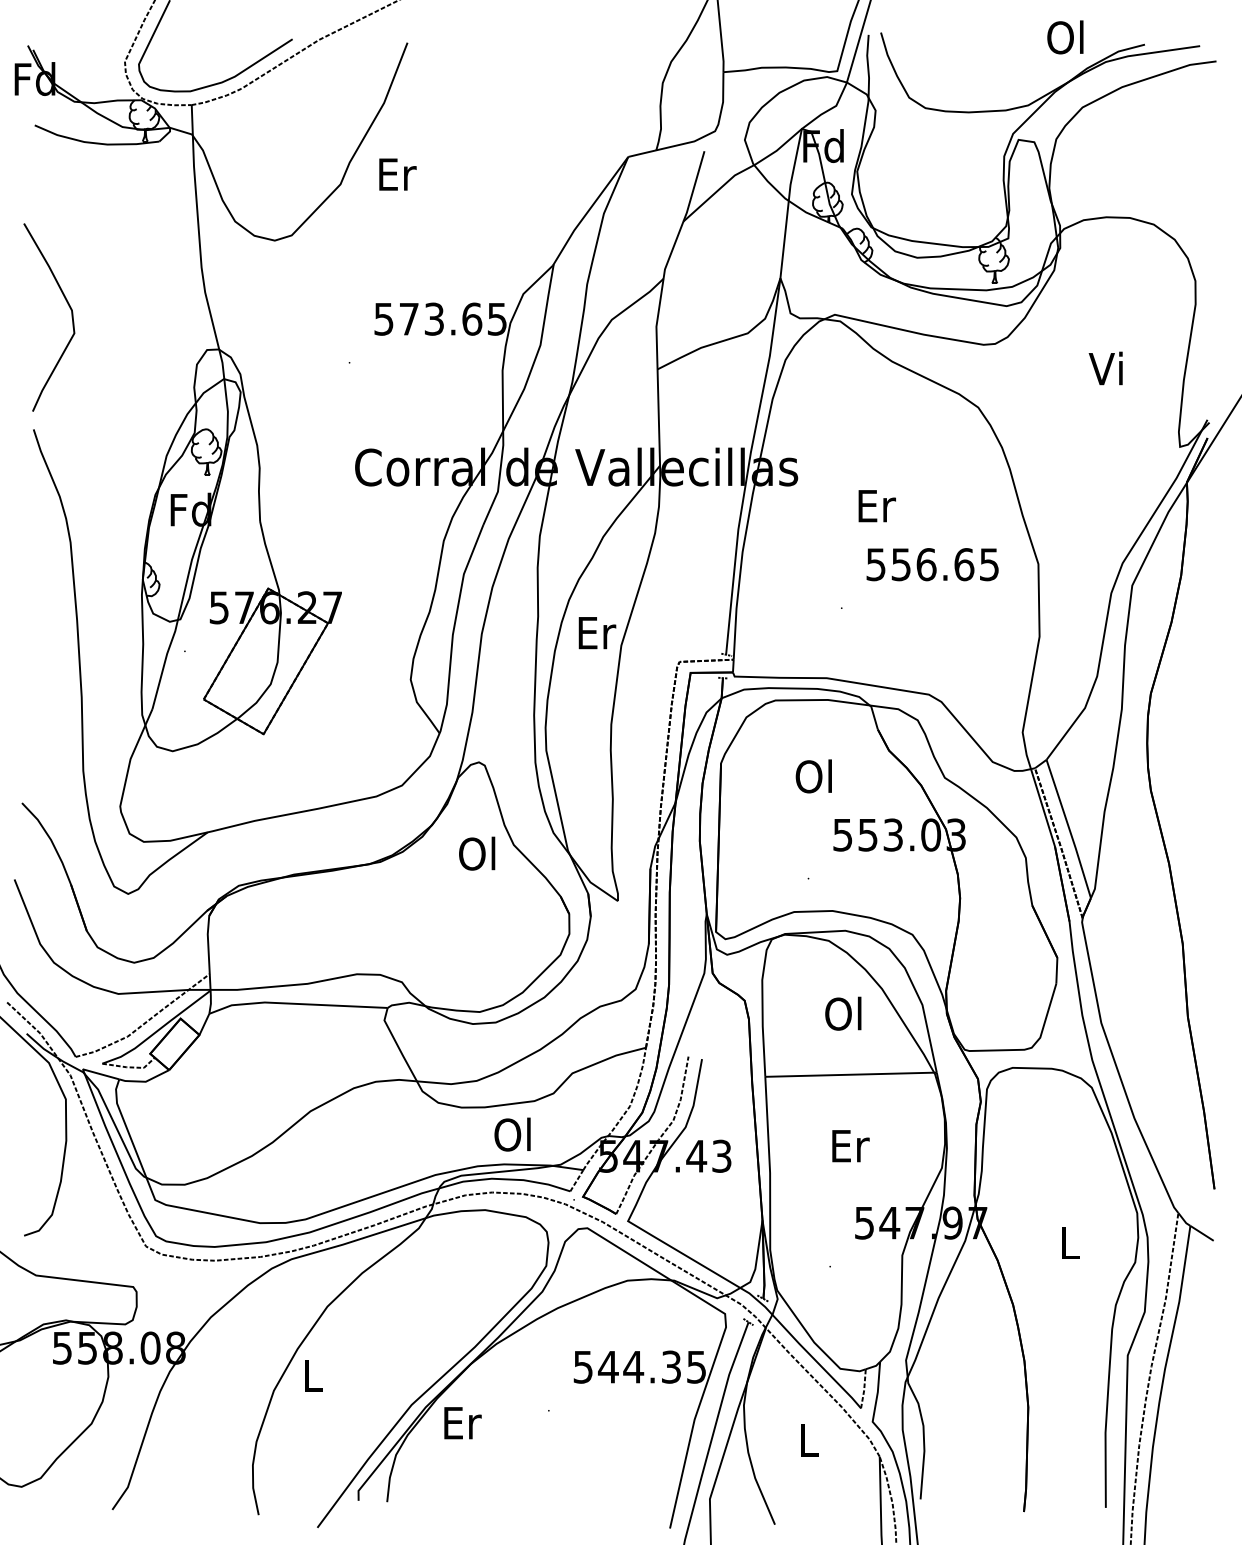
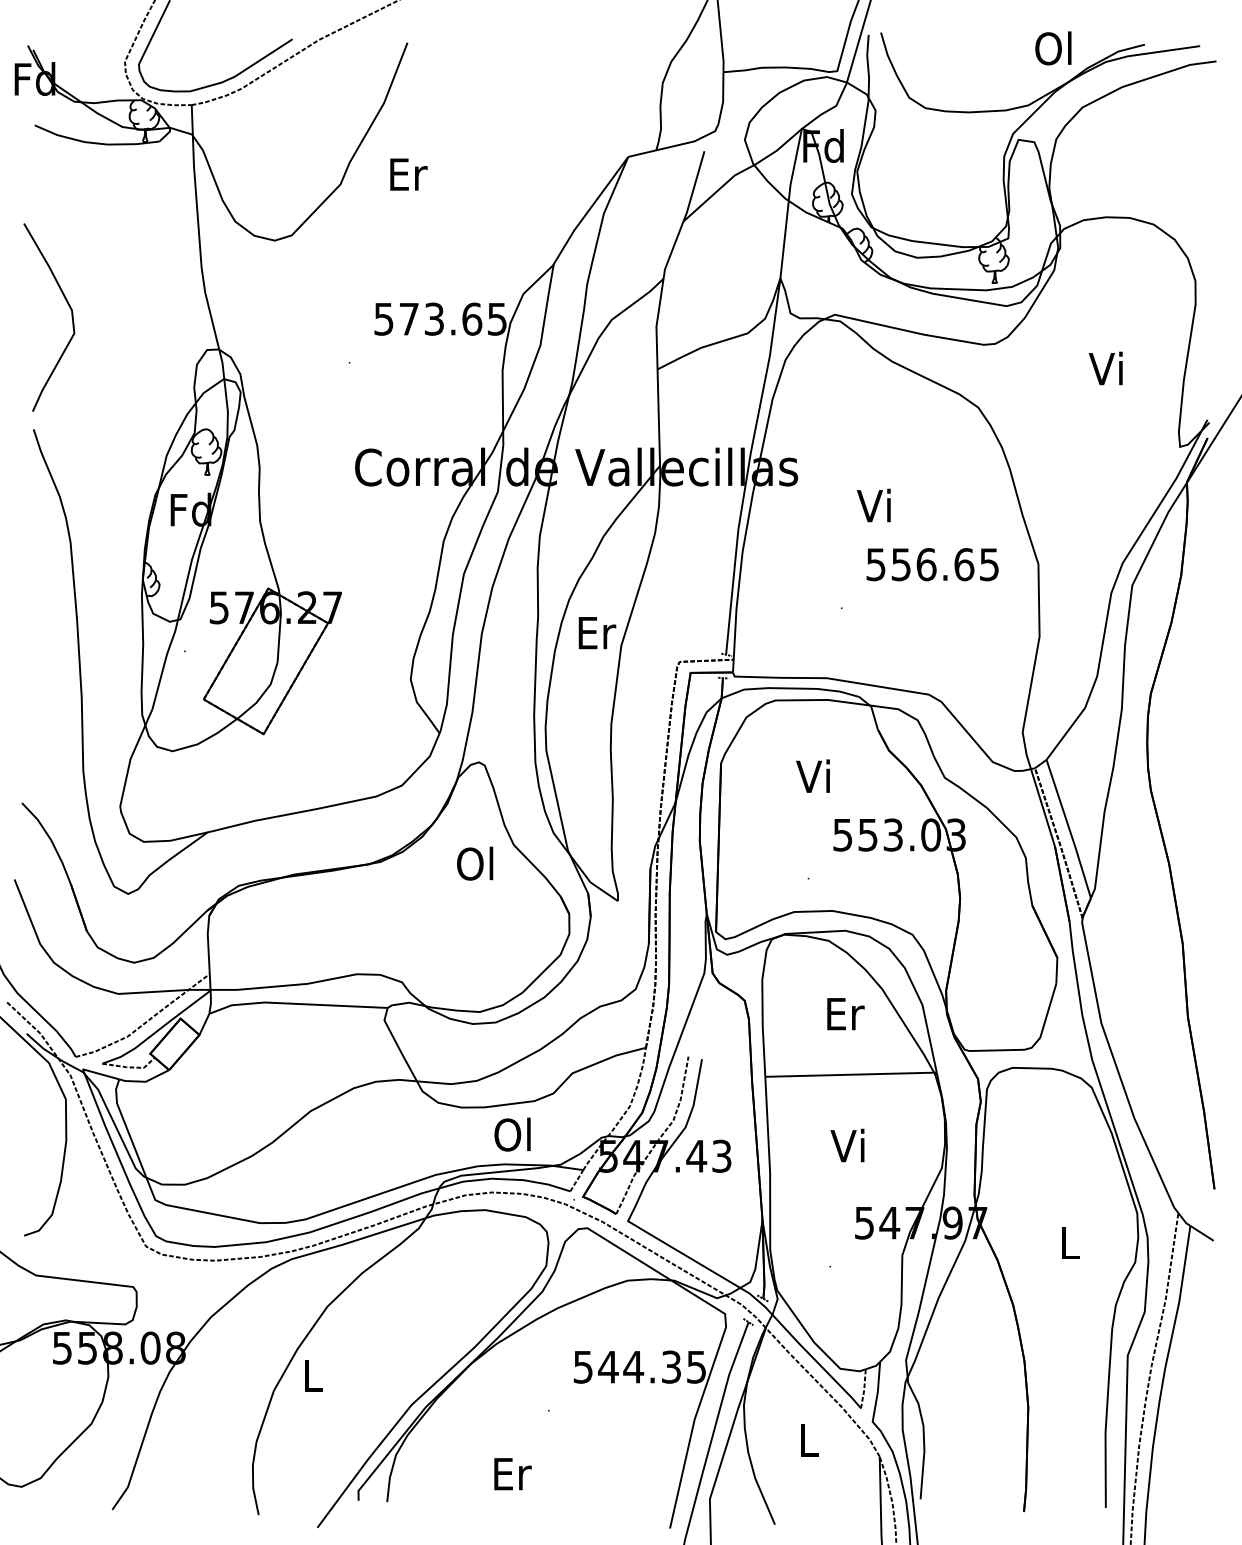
text position: (1065, 37) -> (1053, 48) (1053, 48)
text position: (397, 174) -> (408, 174) (408, 174)
text: Er -> Vi (875, 505)
text: Ol -> Vi (813, 776)
text position: (477, 853) -> (475, 863) (475, 863)
text: Ol -> Er (844, 1013)
text: Er -> Vi (849, 1145)
text position: (462, 1423) -> (512, 1474) (512, 1474)
